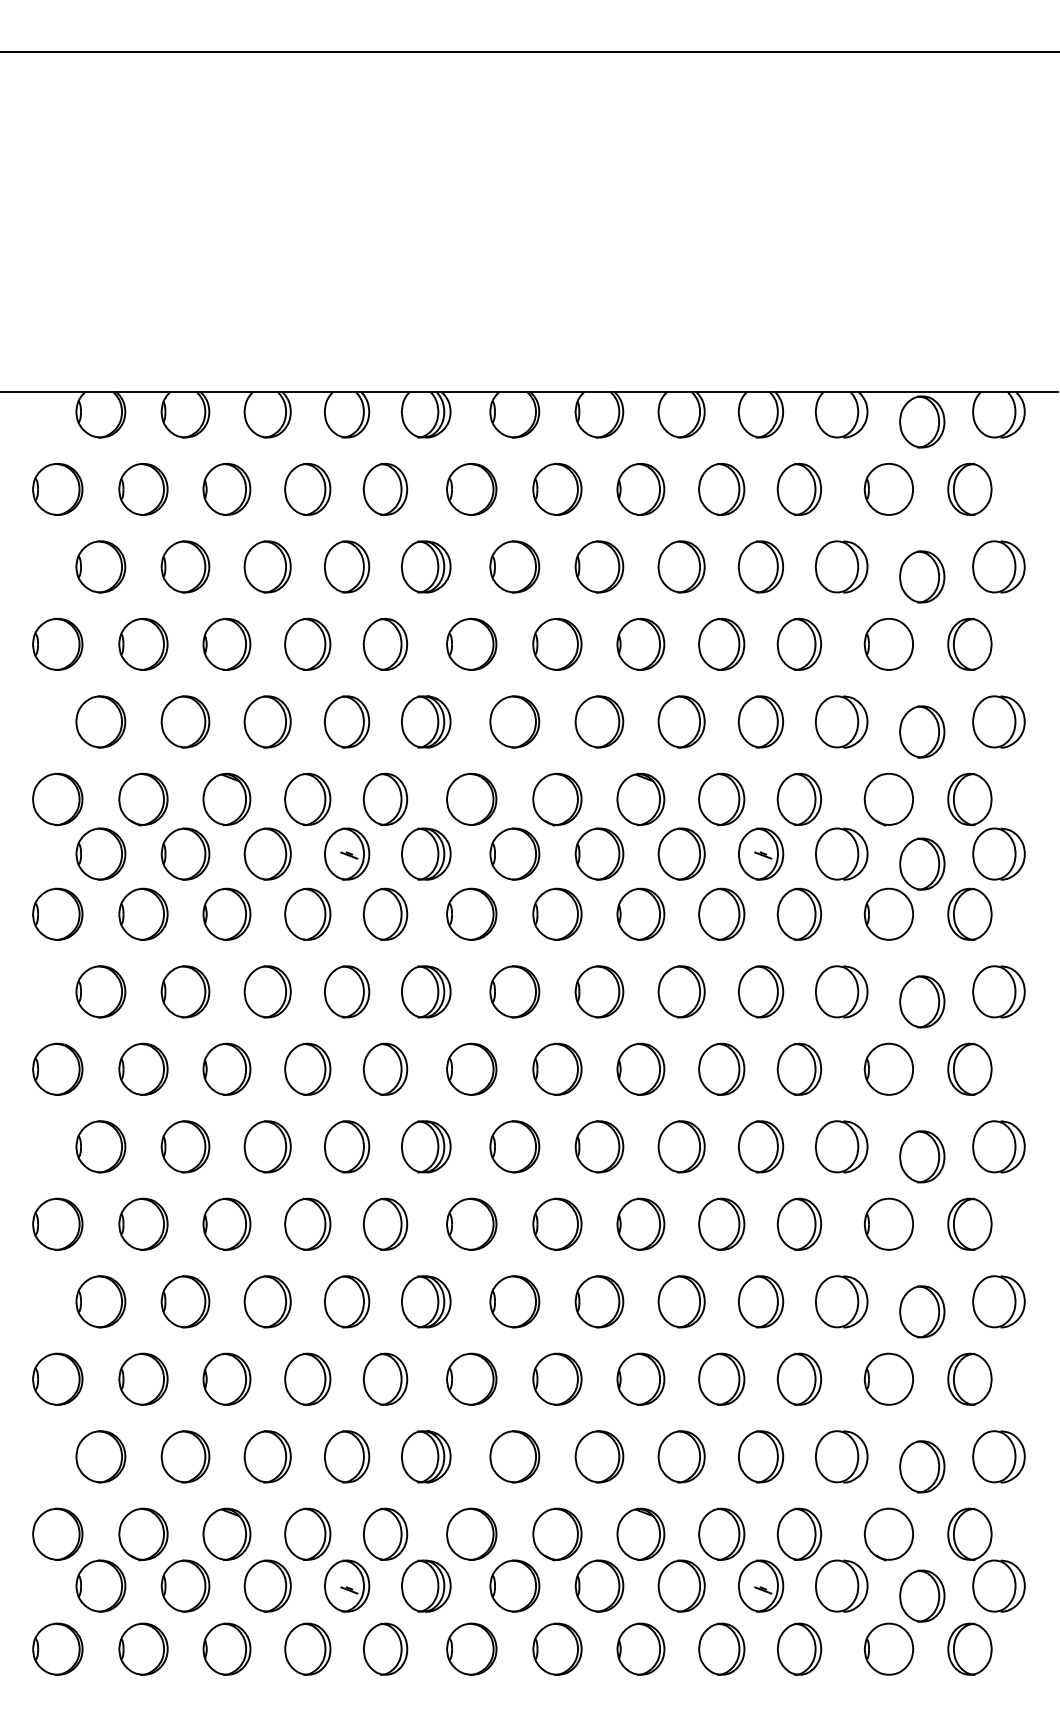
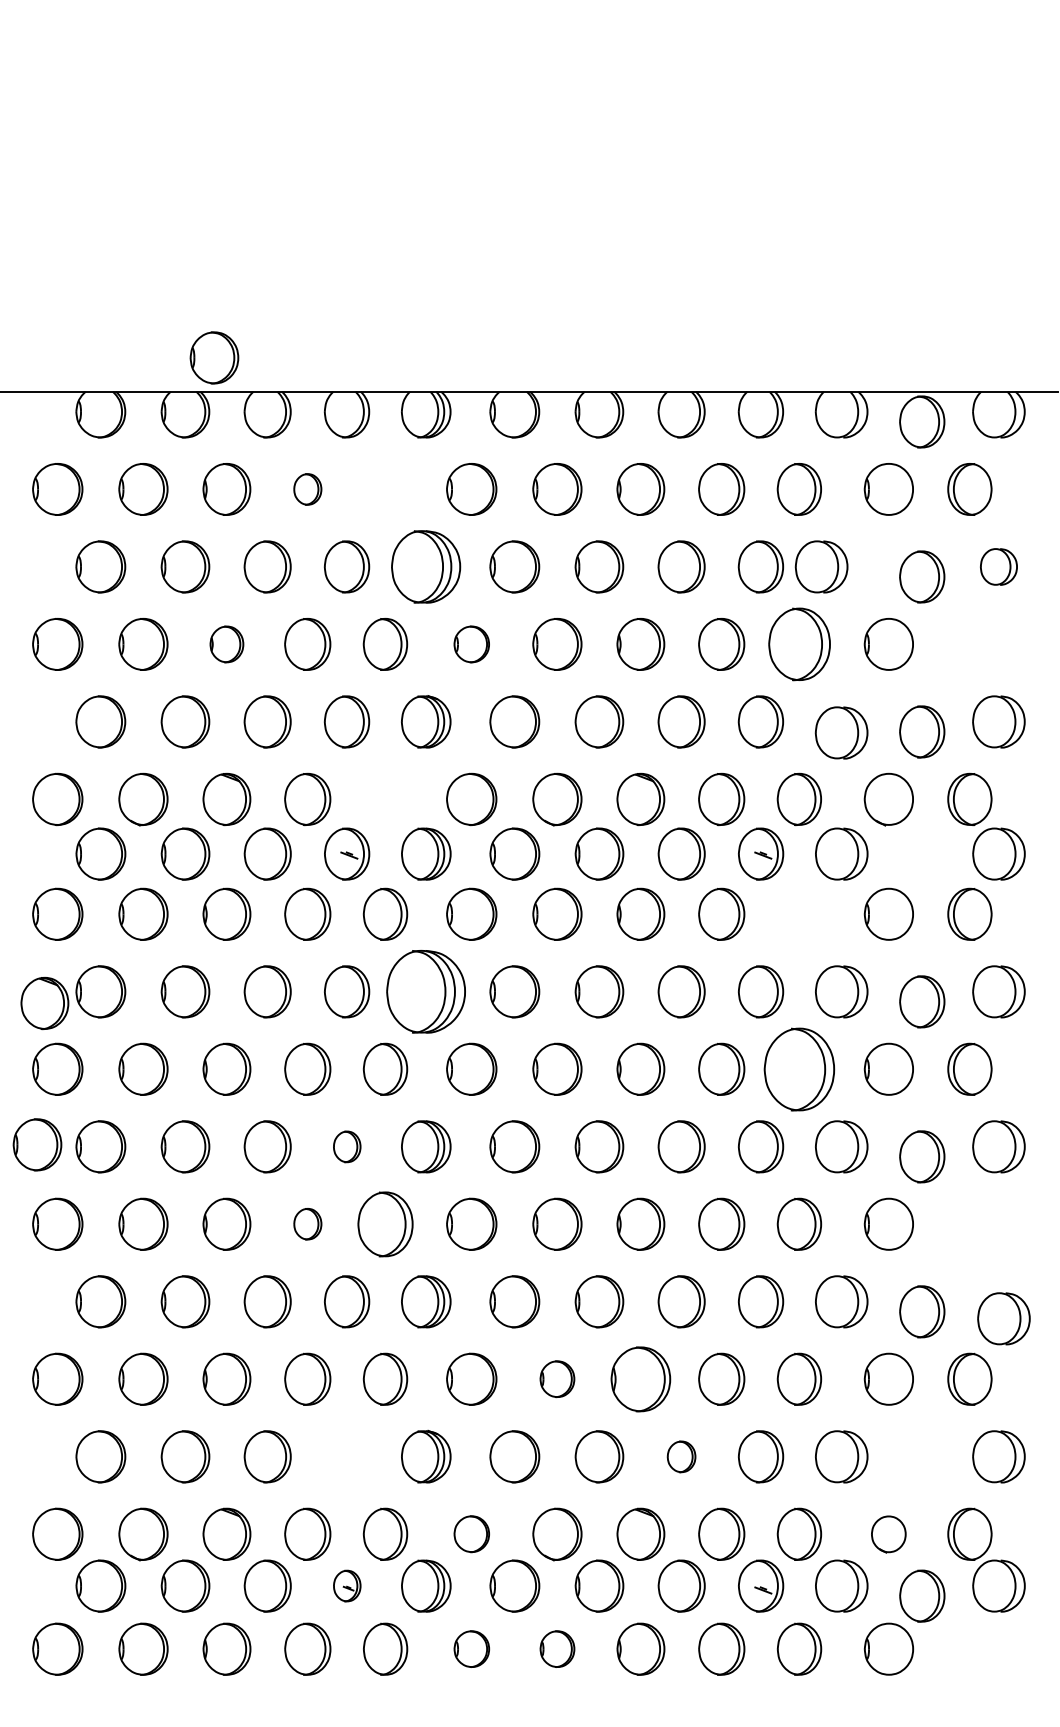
line: present -> none (529, 51)
part: none -> present (214, 357)
part size: 48x53 px -> 30x33 px (307, 489)
part: present -> none (385, 489)
part size: 51x54 px -> 71x74 px (426, 566)
part position: (841, 566) -> (821, 566) (821, 566)
part size: 54x54 px -> 38x38 px (998, 566)
part size: 50x53 px -> 36x39 px (226, 644)
part size: 52x53 px -> 37x39 px (471, 644)
part size: 46x53 px -> 63x75 px (799, 644)
part: present -> none (969, 644)
part position: (841, 721) -> (841, 732) (841, 732)
part: present -> none (385, 799)
part: present -> none (922, 863)
part: present -> none (799, 913)
part size: 51x54 px -> 80x84 px (425, 991)
part: none -> present (44, 1003)
part size: 47x54 px -> 73x85 px (799, 1069)
part: none -> present (37, 1144)
part size: 47x54 px -> 29x34 px (347, 1146)
part size: 48x54 px -> 30x33 px (307, 1224)
part size: 47x54 px -> 57x67 px (385, 1224)
part: present -> none (969, 1223)
part position: (998, 1301) -> (1003, 1318) (1003, 1318)
part size: 51x54 px -> 37x39 px (557, 1379)
part size: 50x54 px -> 62x67 px (640, 1379)
part: present -> none (347, 1456)
part size: 49x54 px -> 31x34 px (681, 1456)
part: present -> none (922, 1466)
part size: 52x54 px -> 37x39 px (471, 1534)
part size: 51x55 px -> 36x39 px (888, 1534)
part size: 47x54 px -> 29x34 px (347, 1585)
part size: 52x54 px -> 37x38 px (471, 1648)
part size: 51x54 px -> 37x38 px (557, 1648)
part: present -> none (969, 1648)
